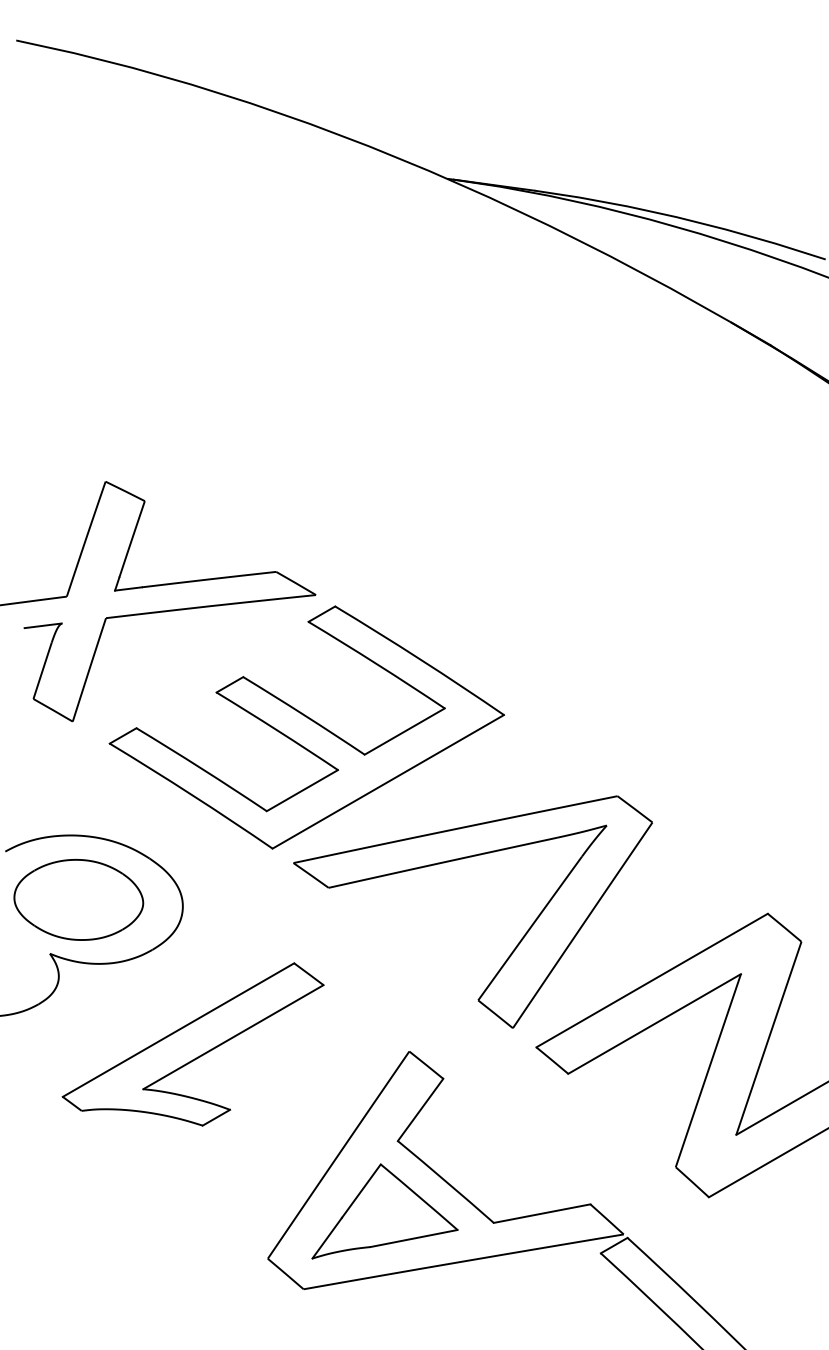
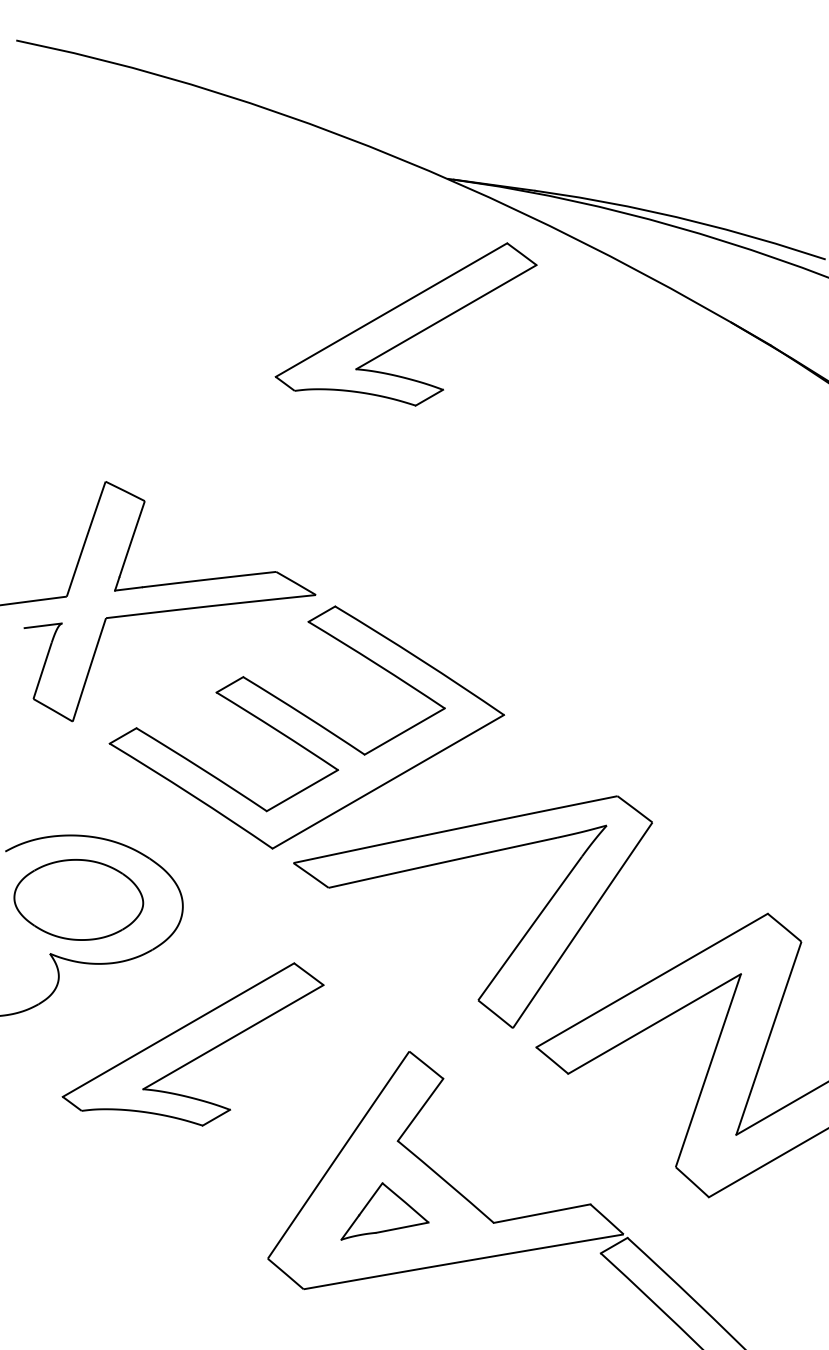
part: none -> present (405, 324)
part size: 148x97 px -> 90x59 px (384, 1211)
